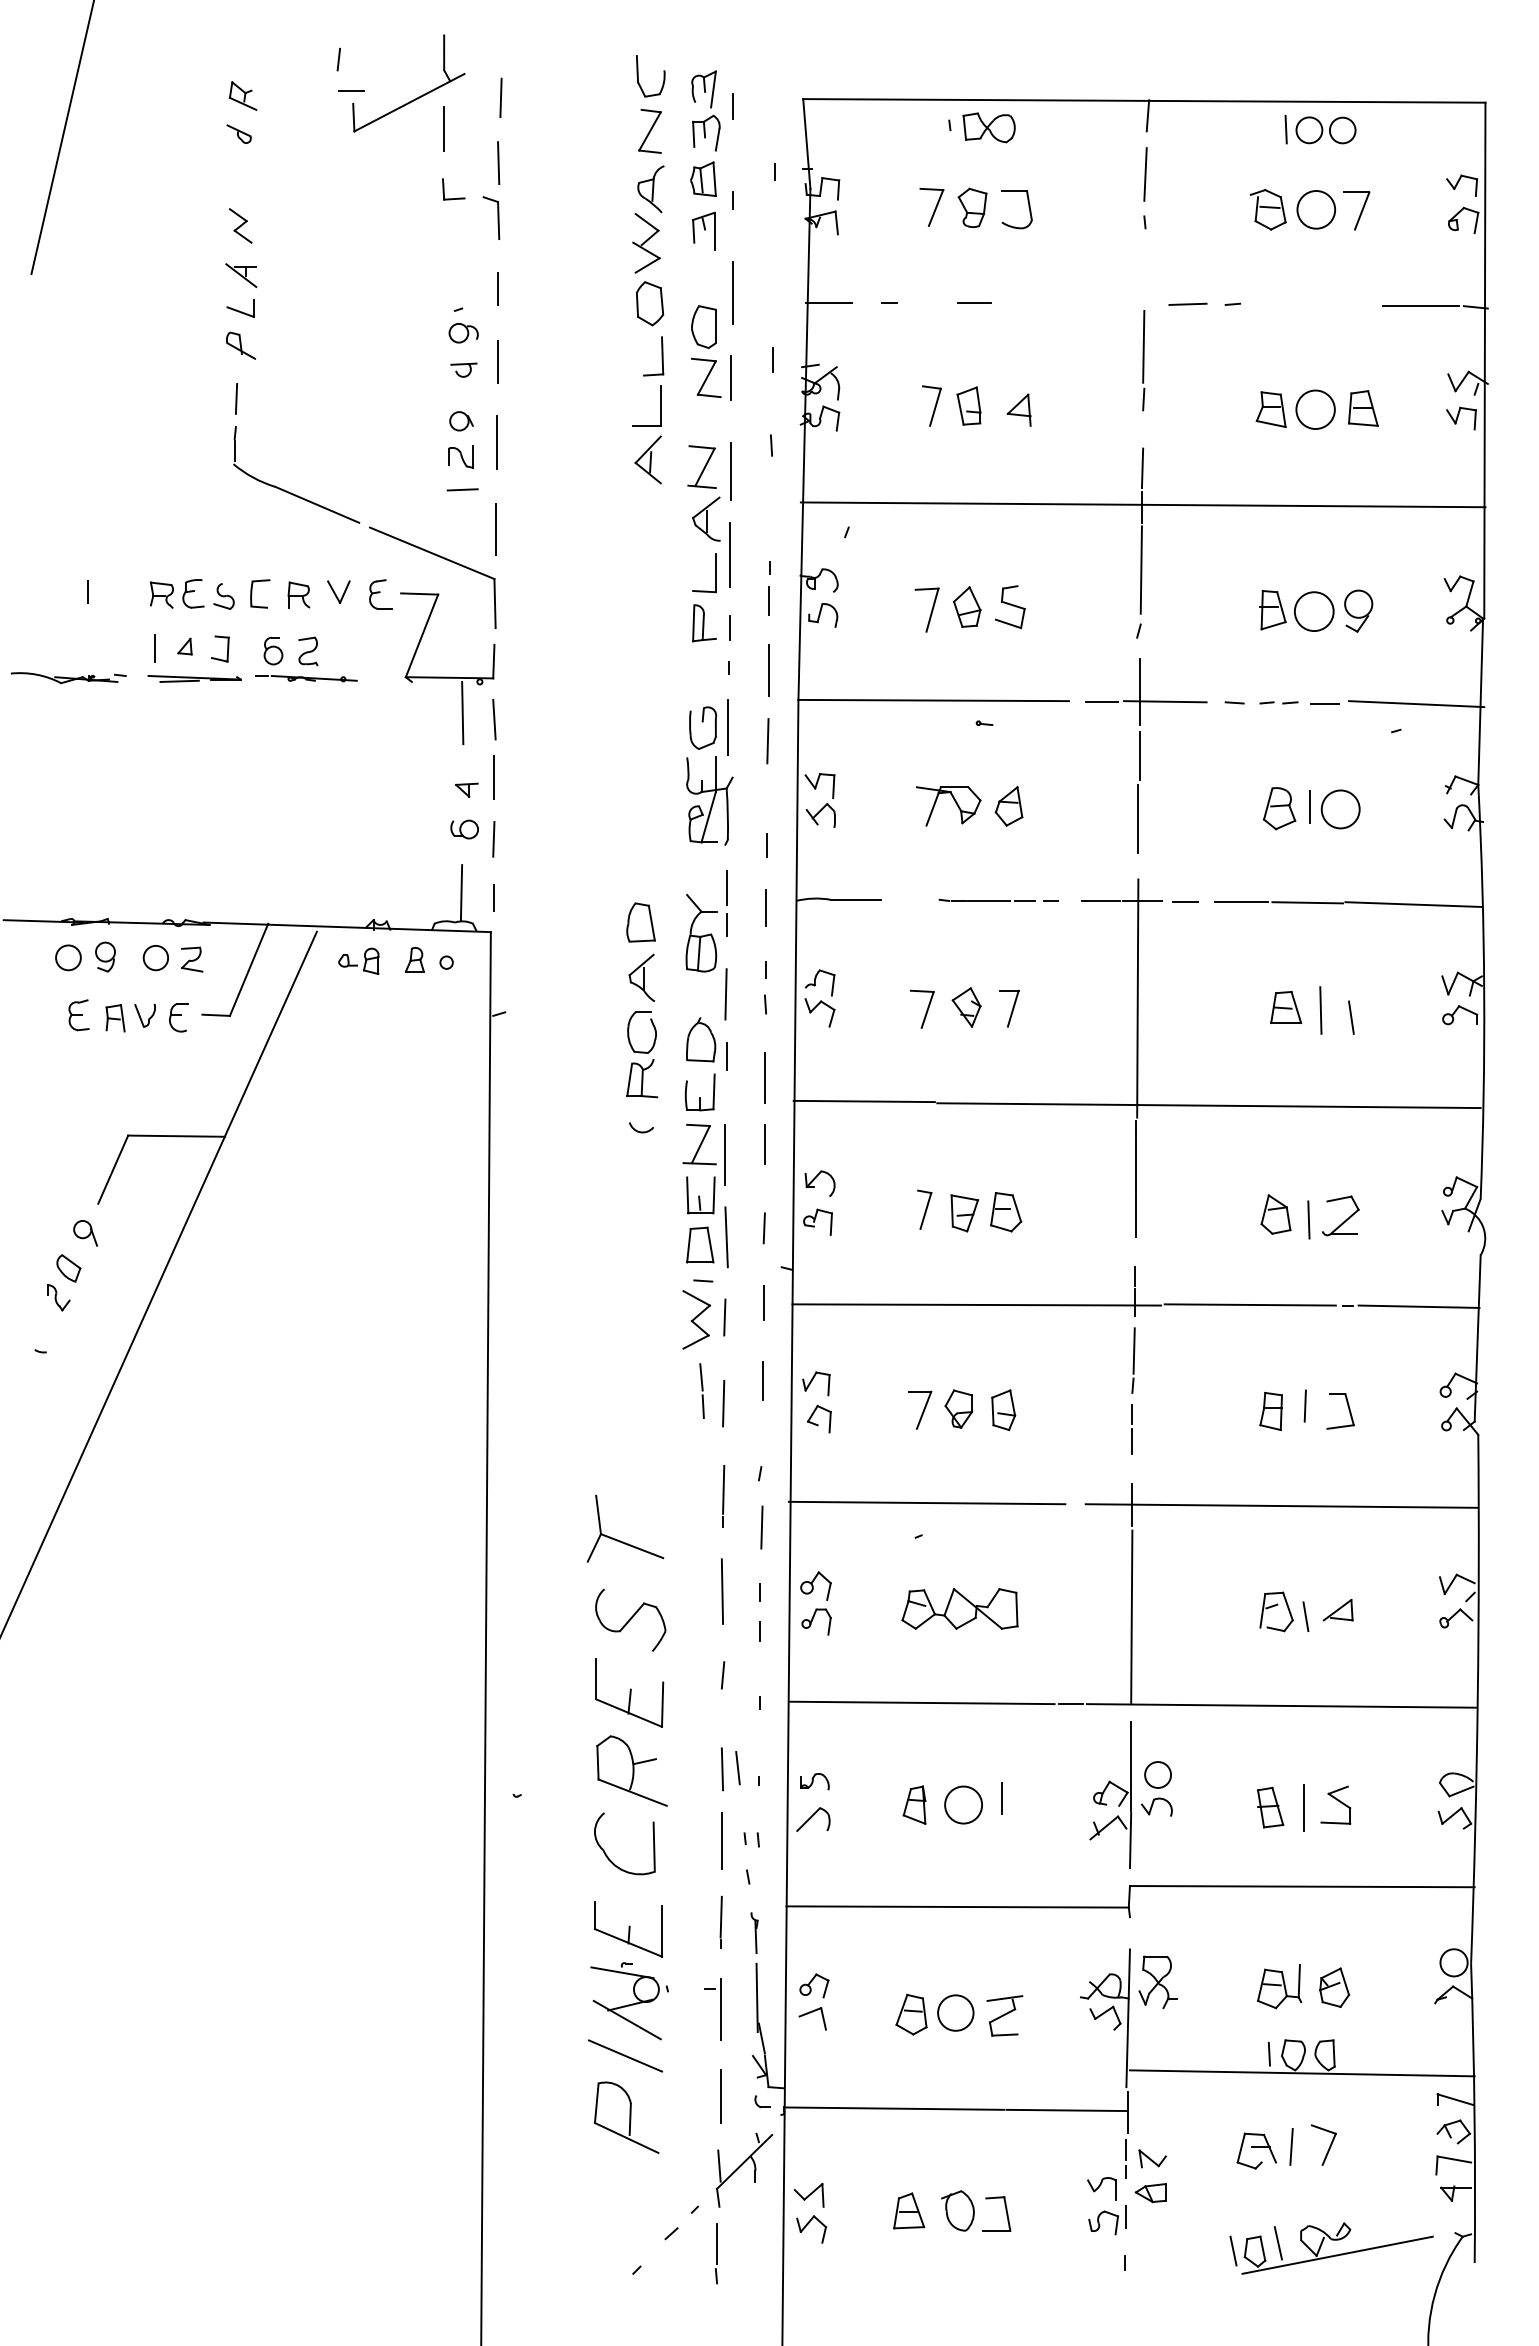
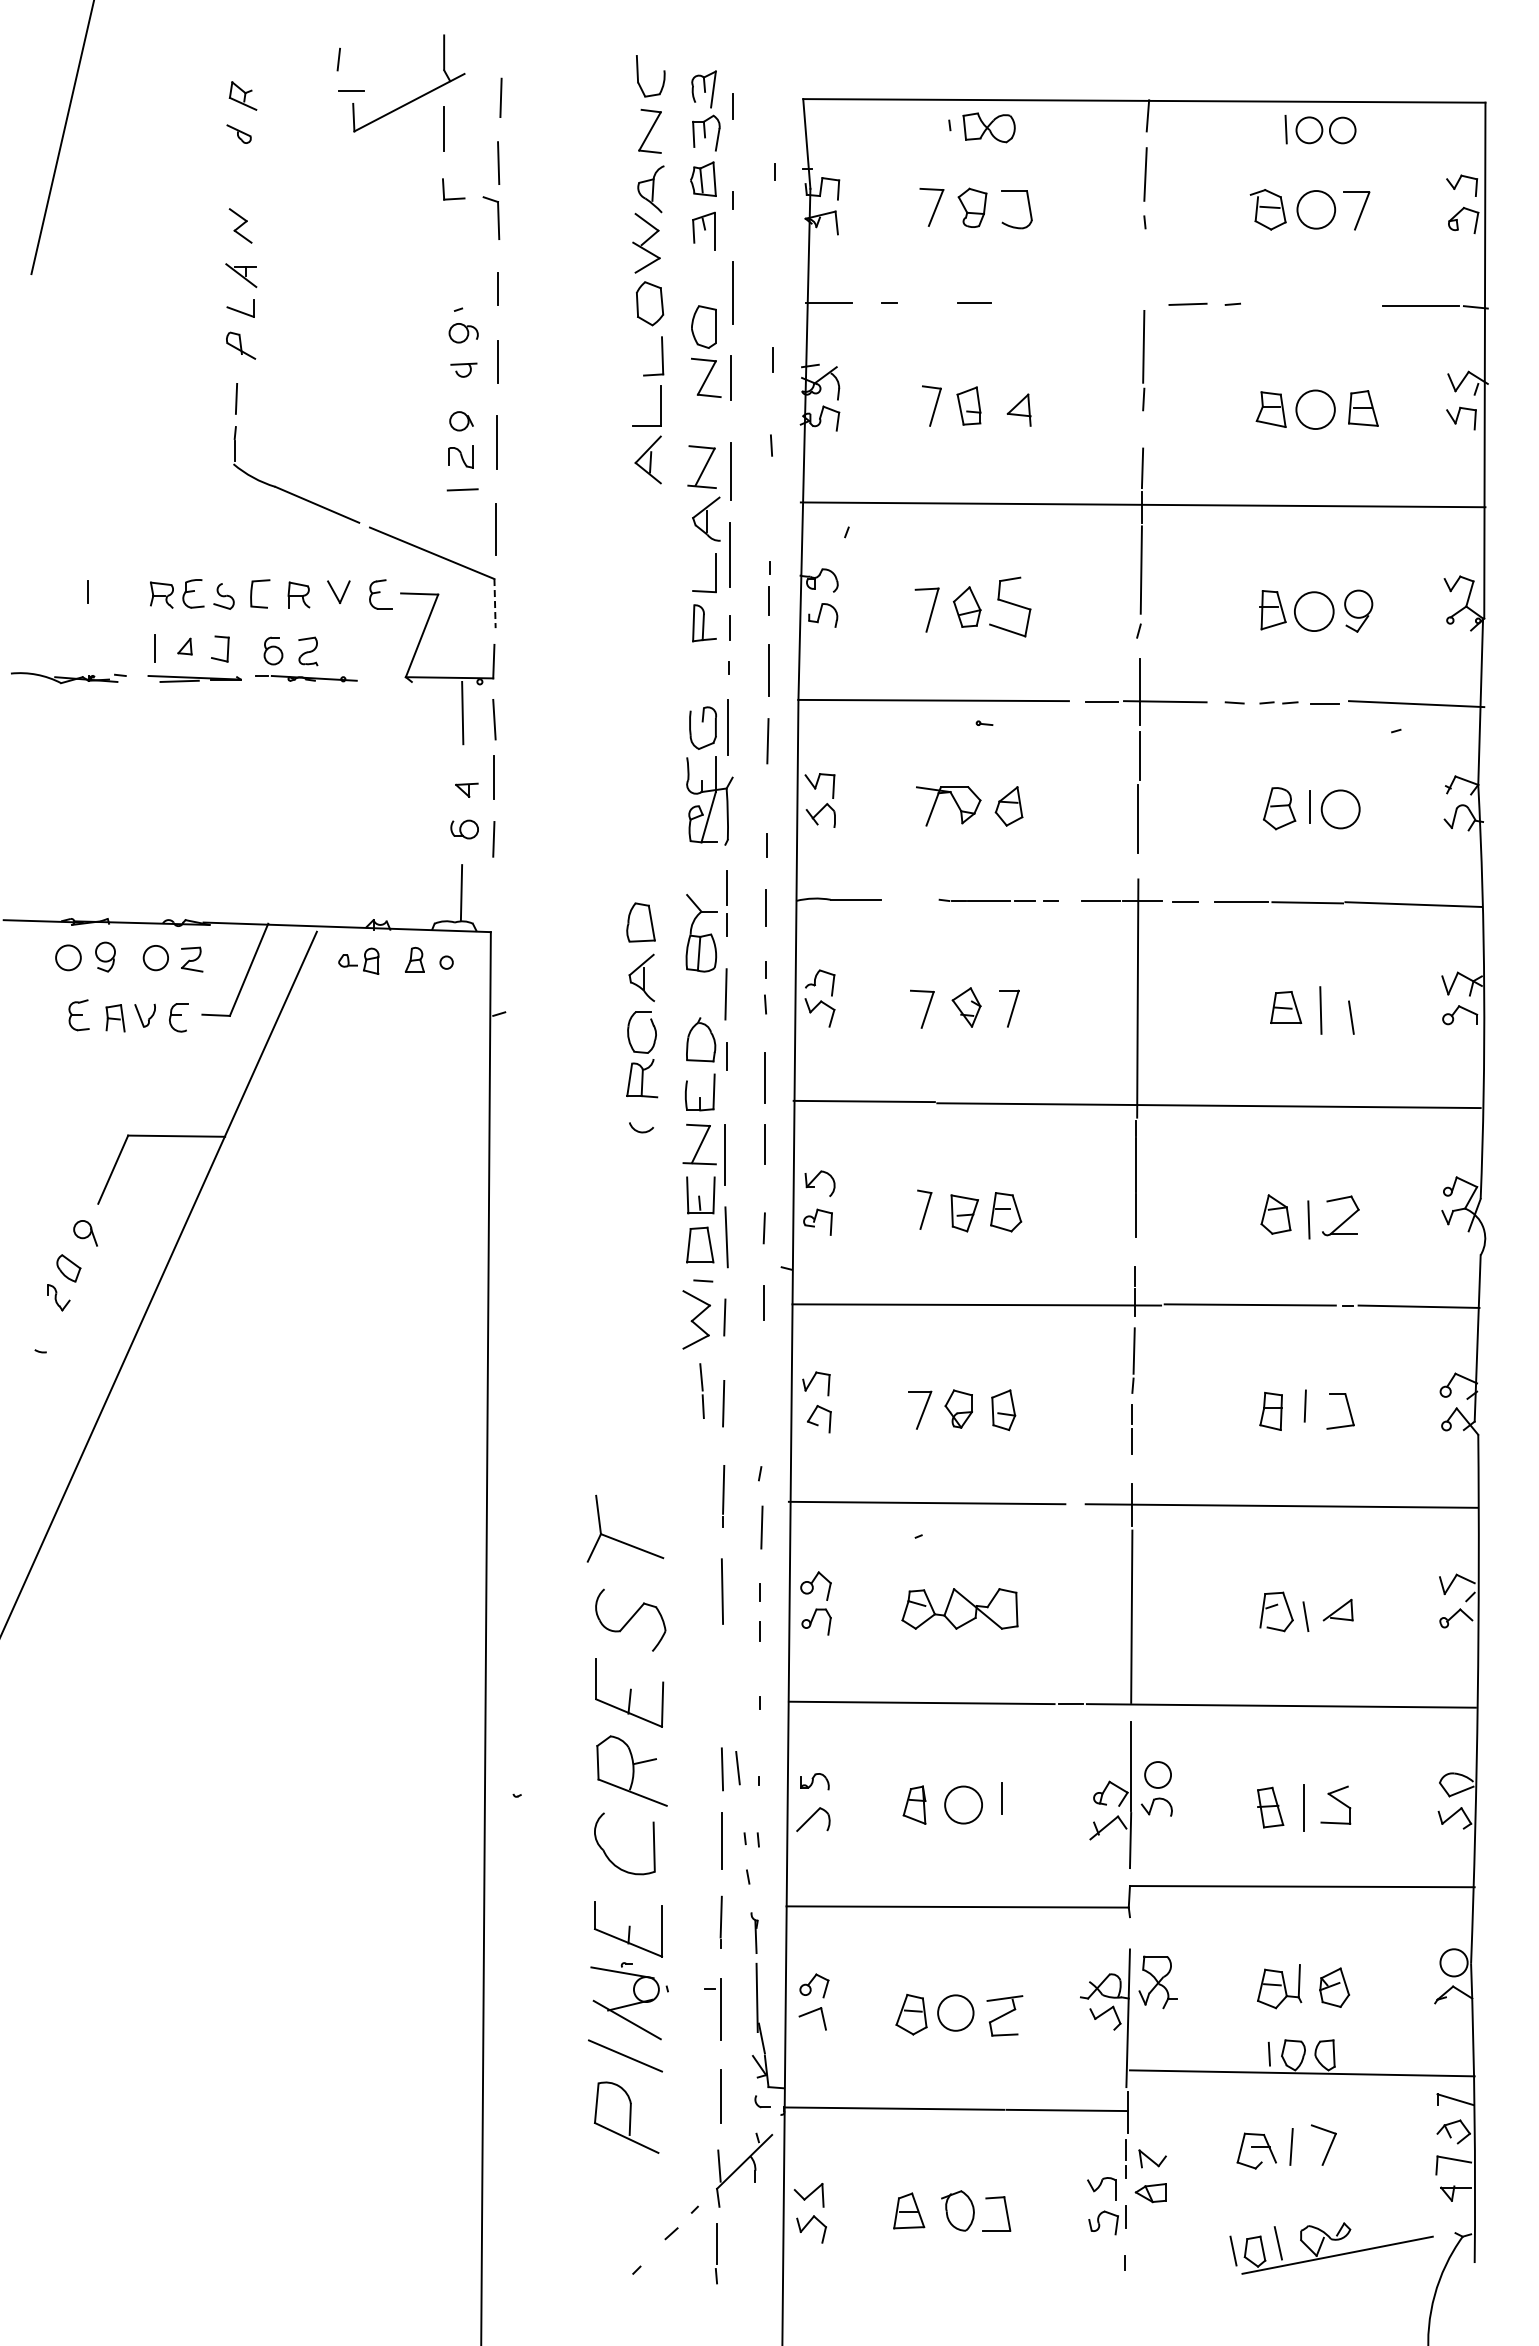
line: solid -> dashed (495, 603)
part size: 31x45 px -> 43x62 px (1010, 606)
line: present -> none (494, 897)
line: present -> none (762, 1380)
line: present -> none (722, 1675)
